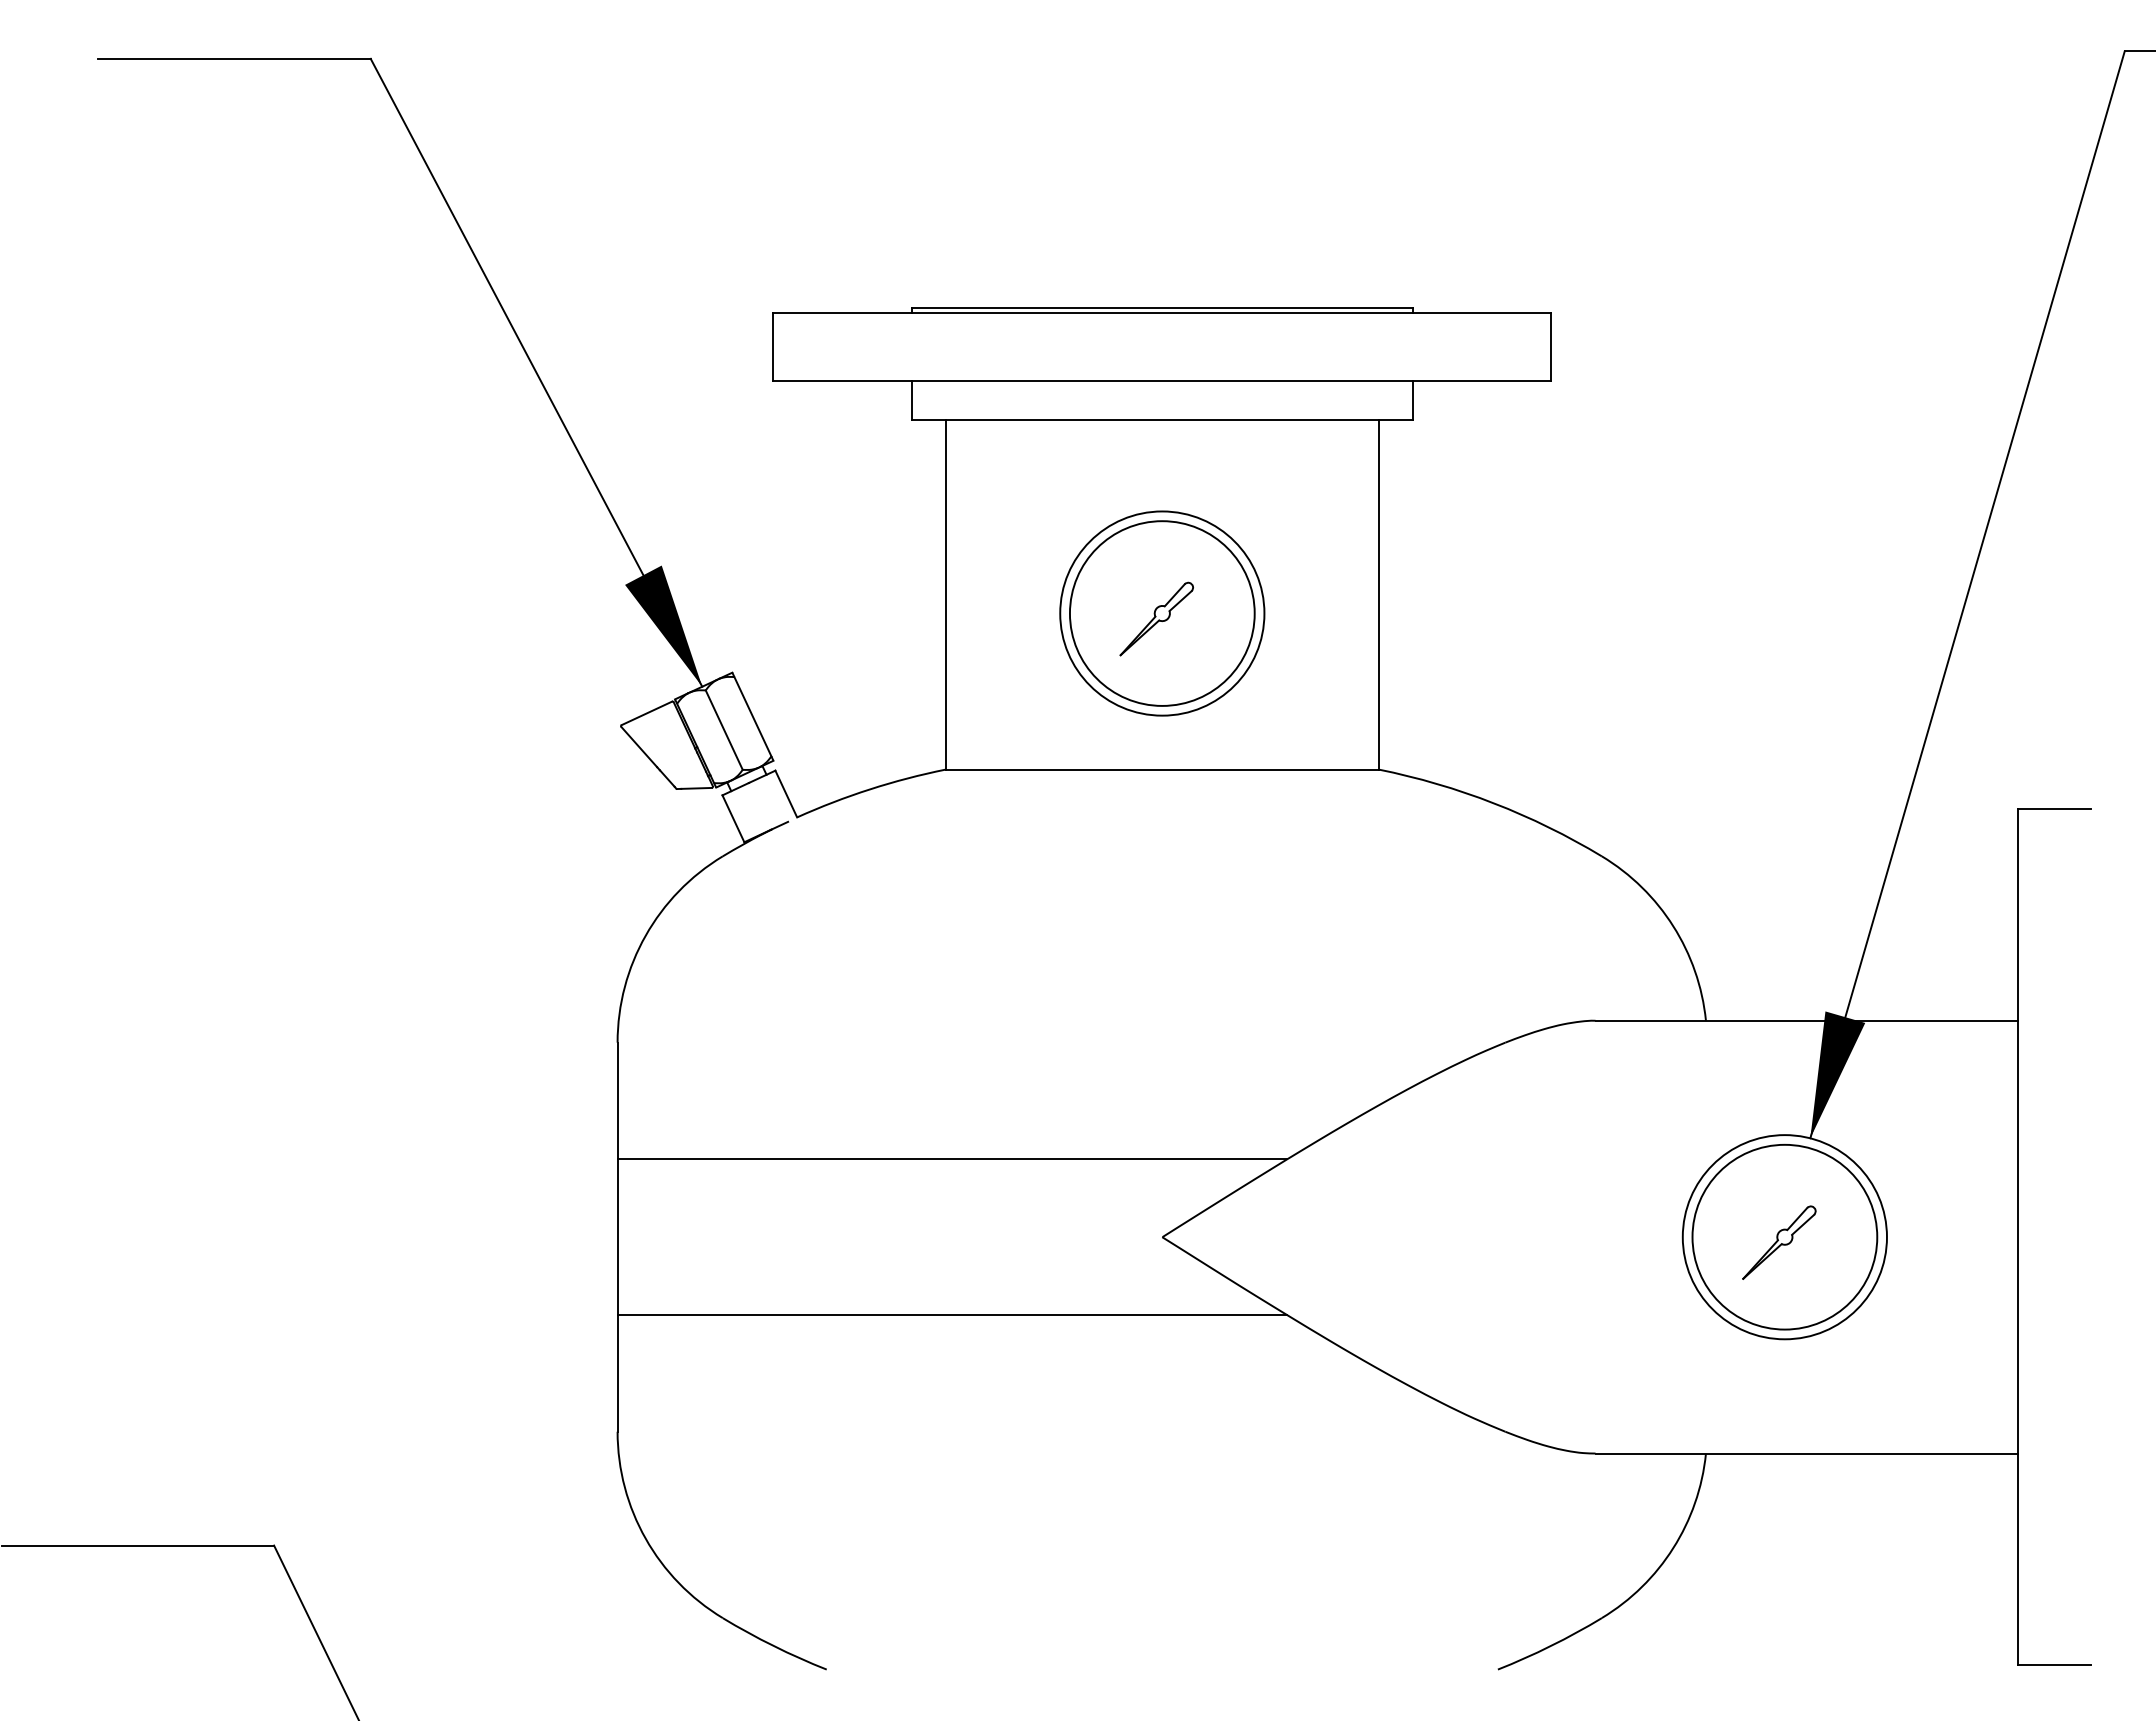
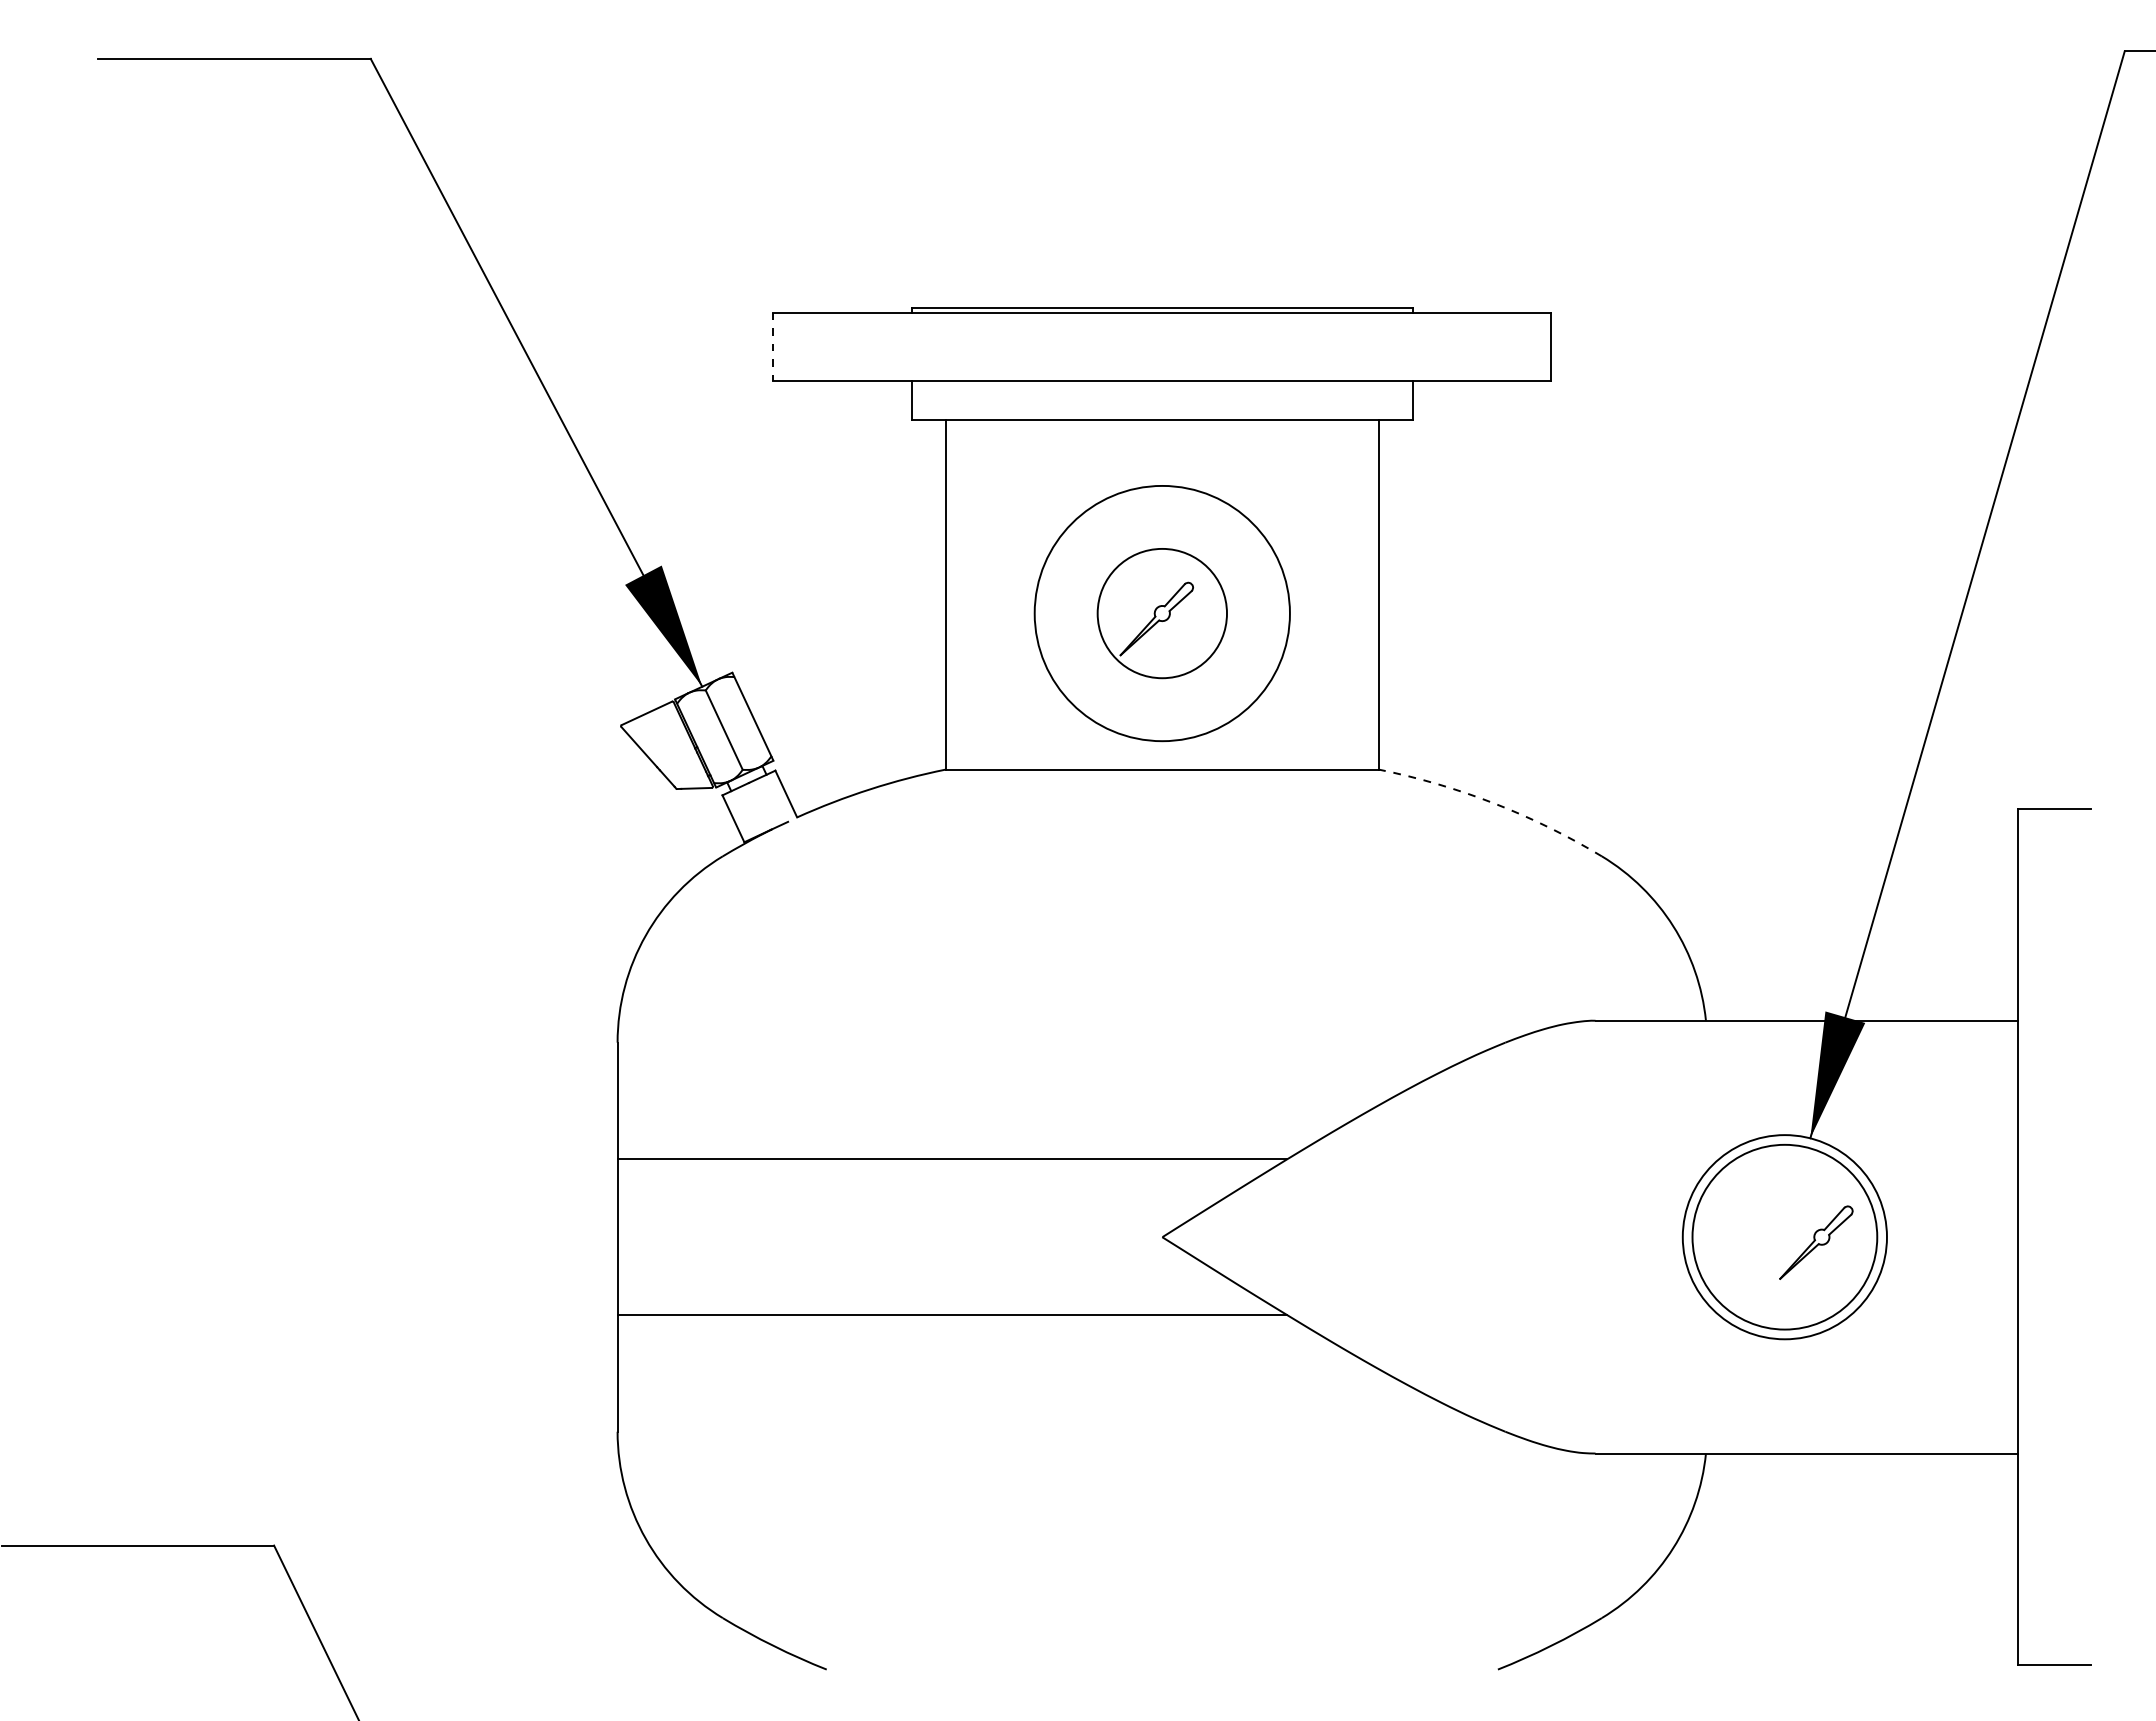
line: solid -> dashed (773, 347)
circle diameter: 185 px -> 129 px (1162, 613)
circle diameter: 204 px -> 255 px (1161, 613)
arc: solid -> dashed (1494, 803)
part position: (1779, 1242) -> (1816, 1242) (1816, 1242)
